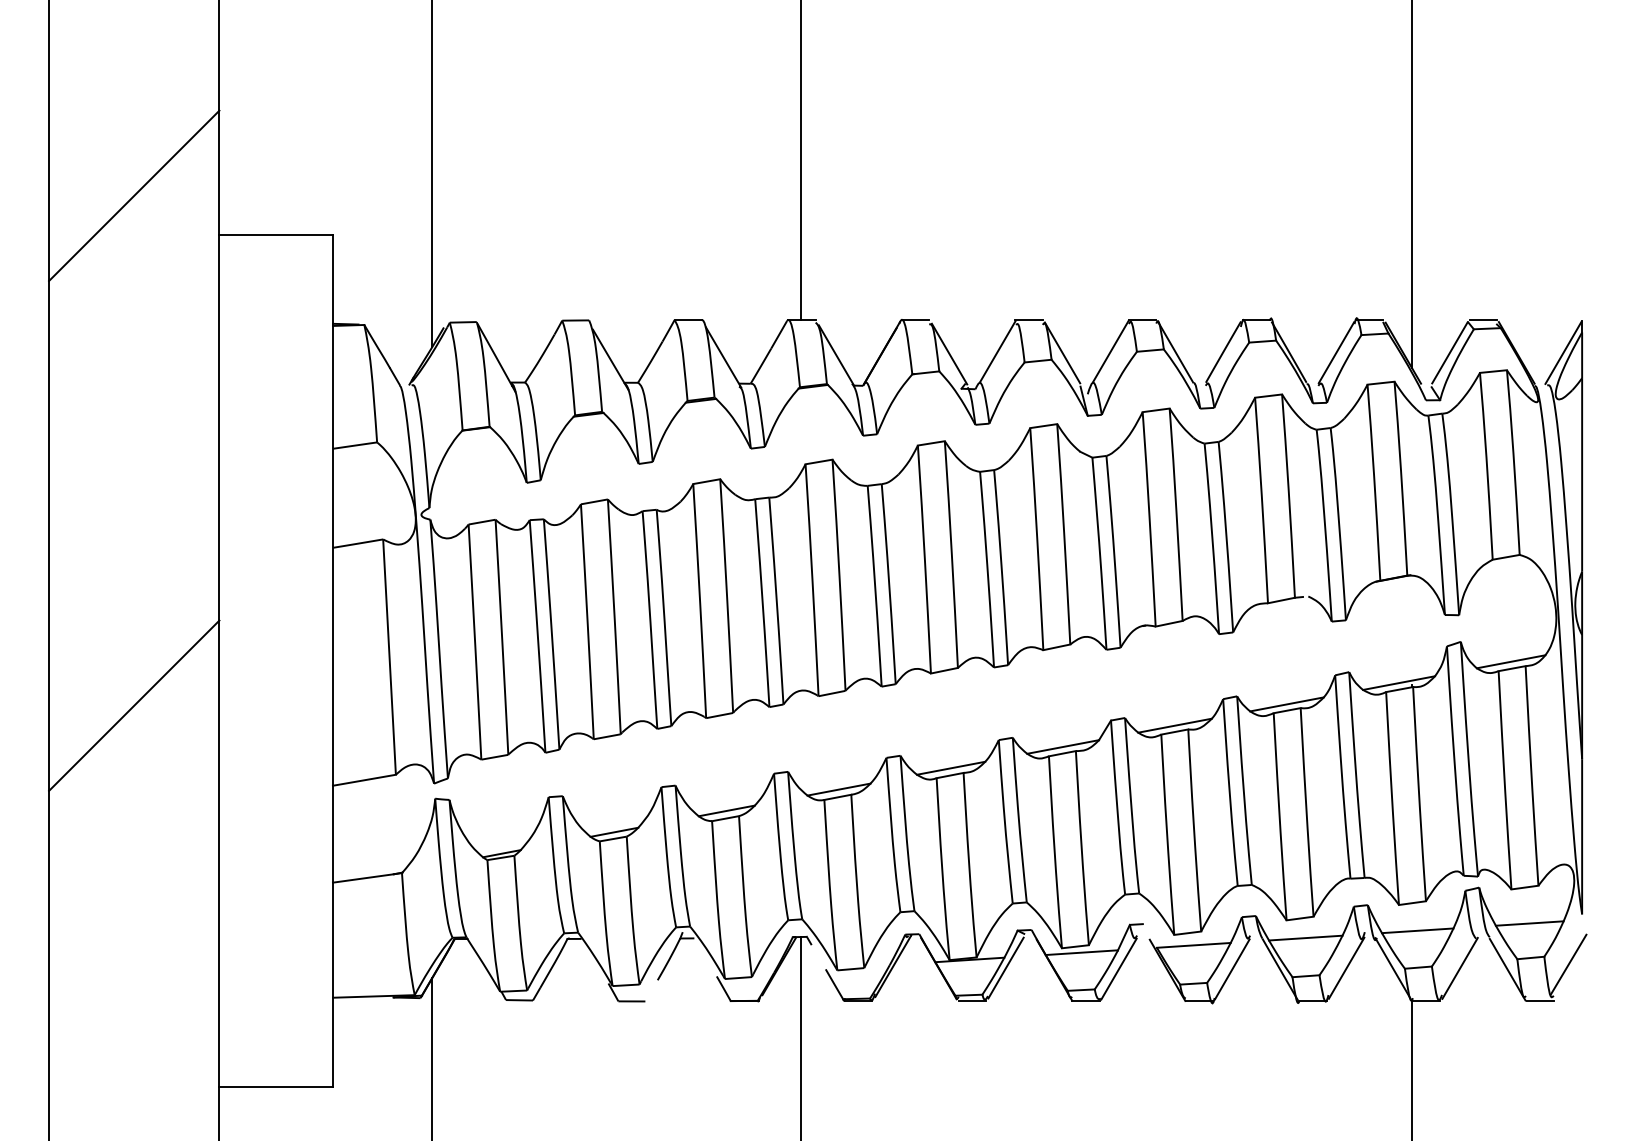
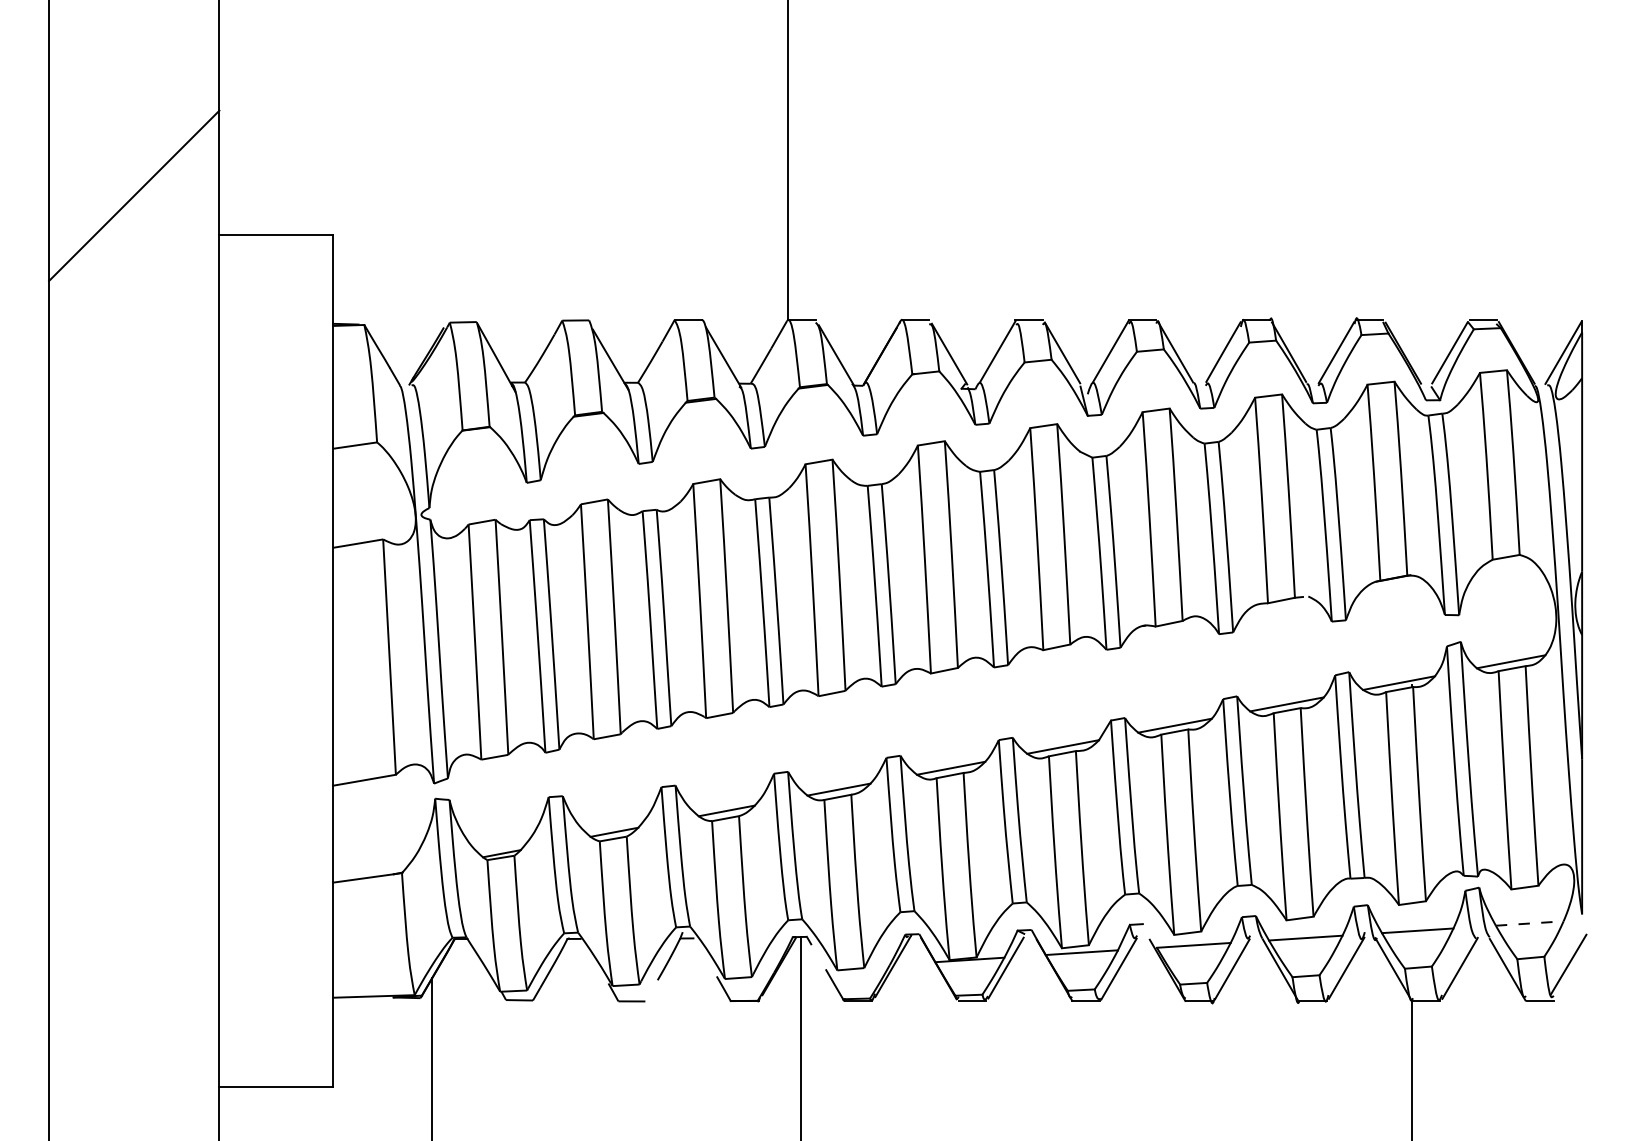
line position: (801, 161) -> (788, 161) (788, 161)
line: present -> none (432, 174)
line: present -> none (1412, 185)
line: present -> none (134, 705)
line: solid -> dashed (1529, 923)
